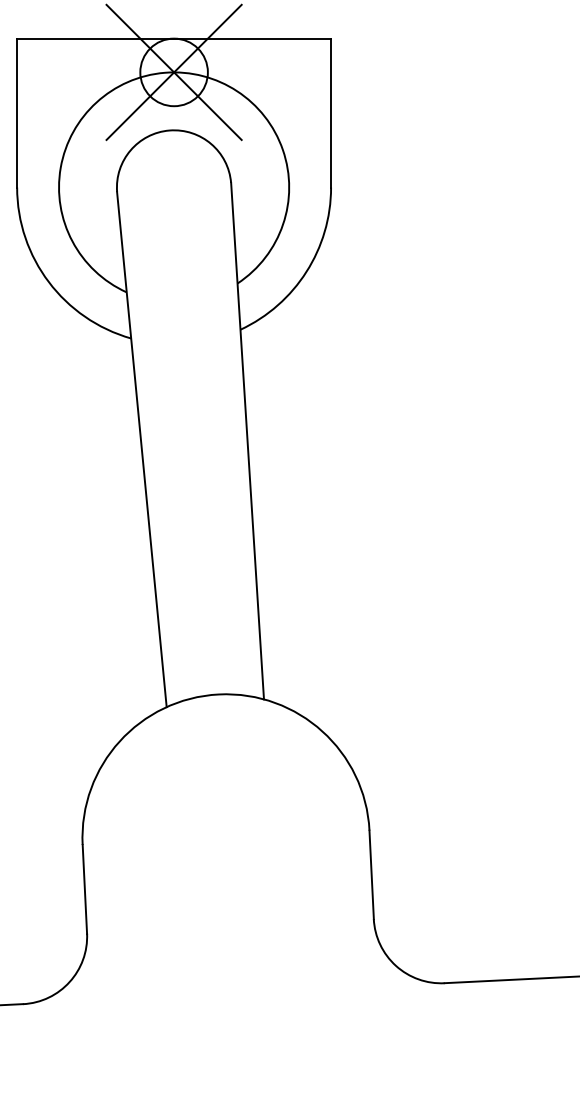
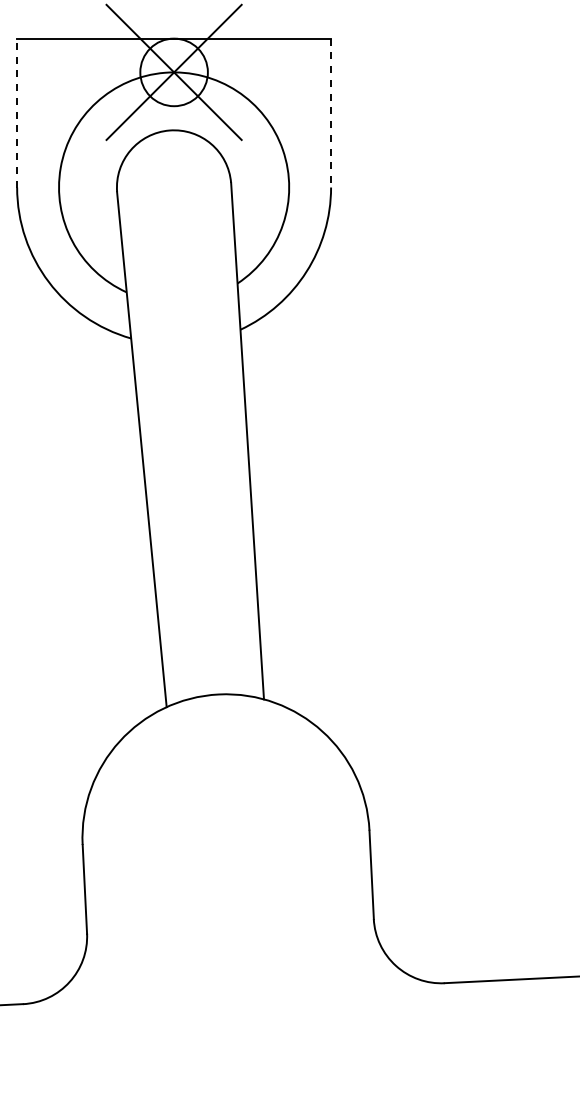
line: solid -> dashed (17, 112)
line: solid -> dashed (331, 113)
